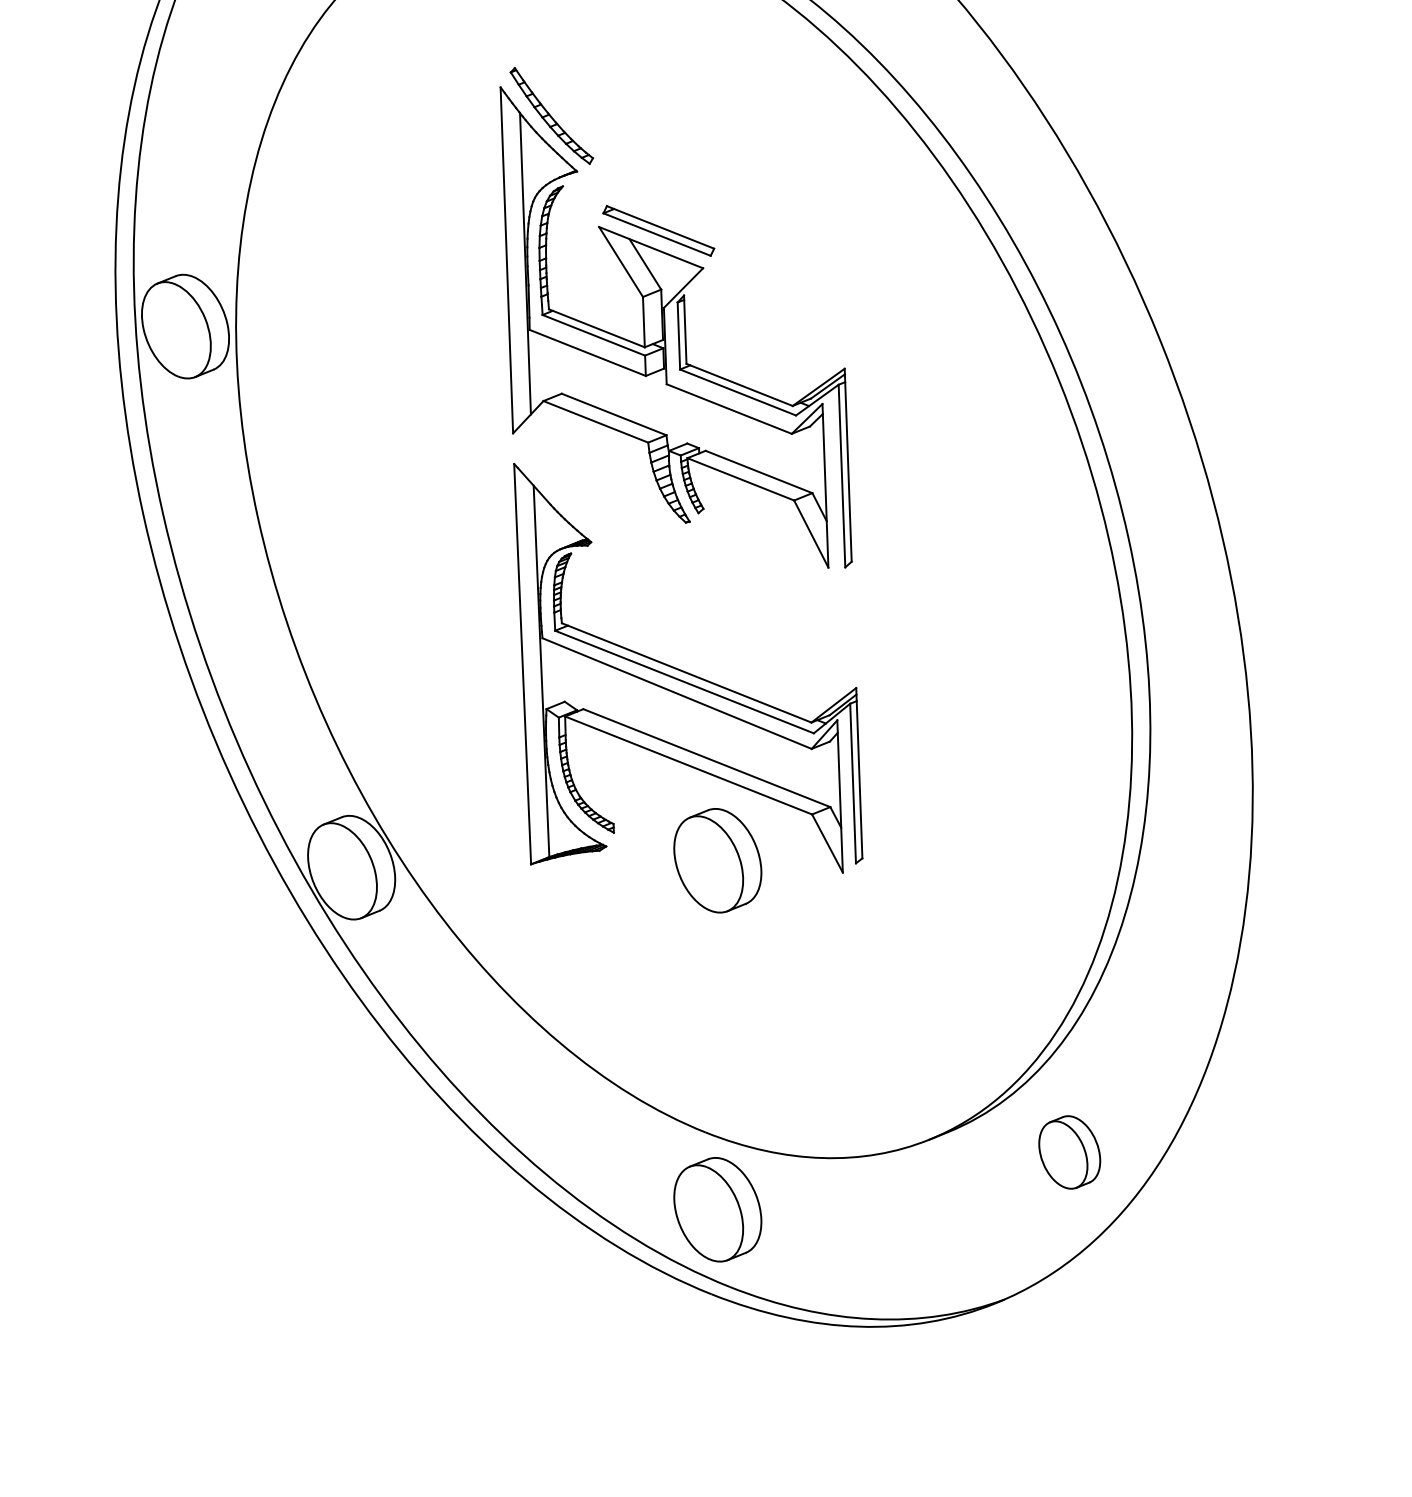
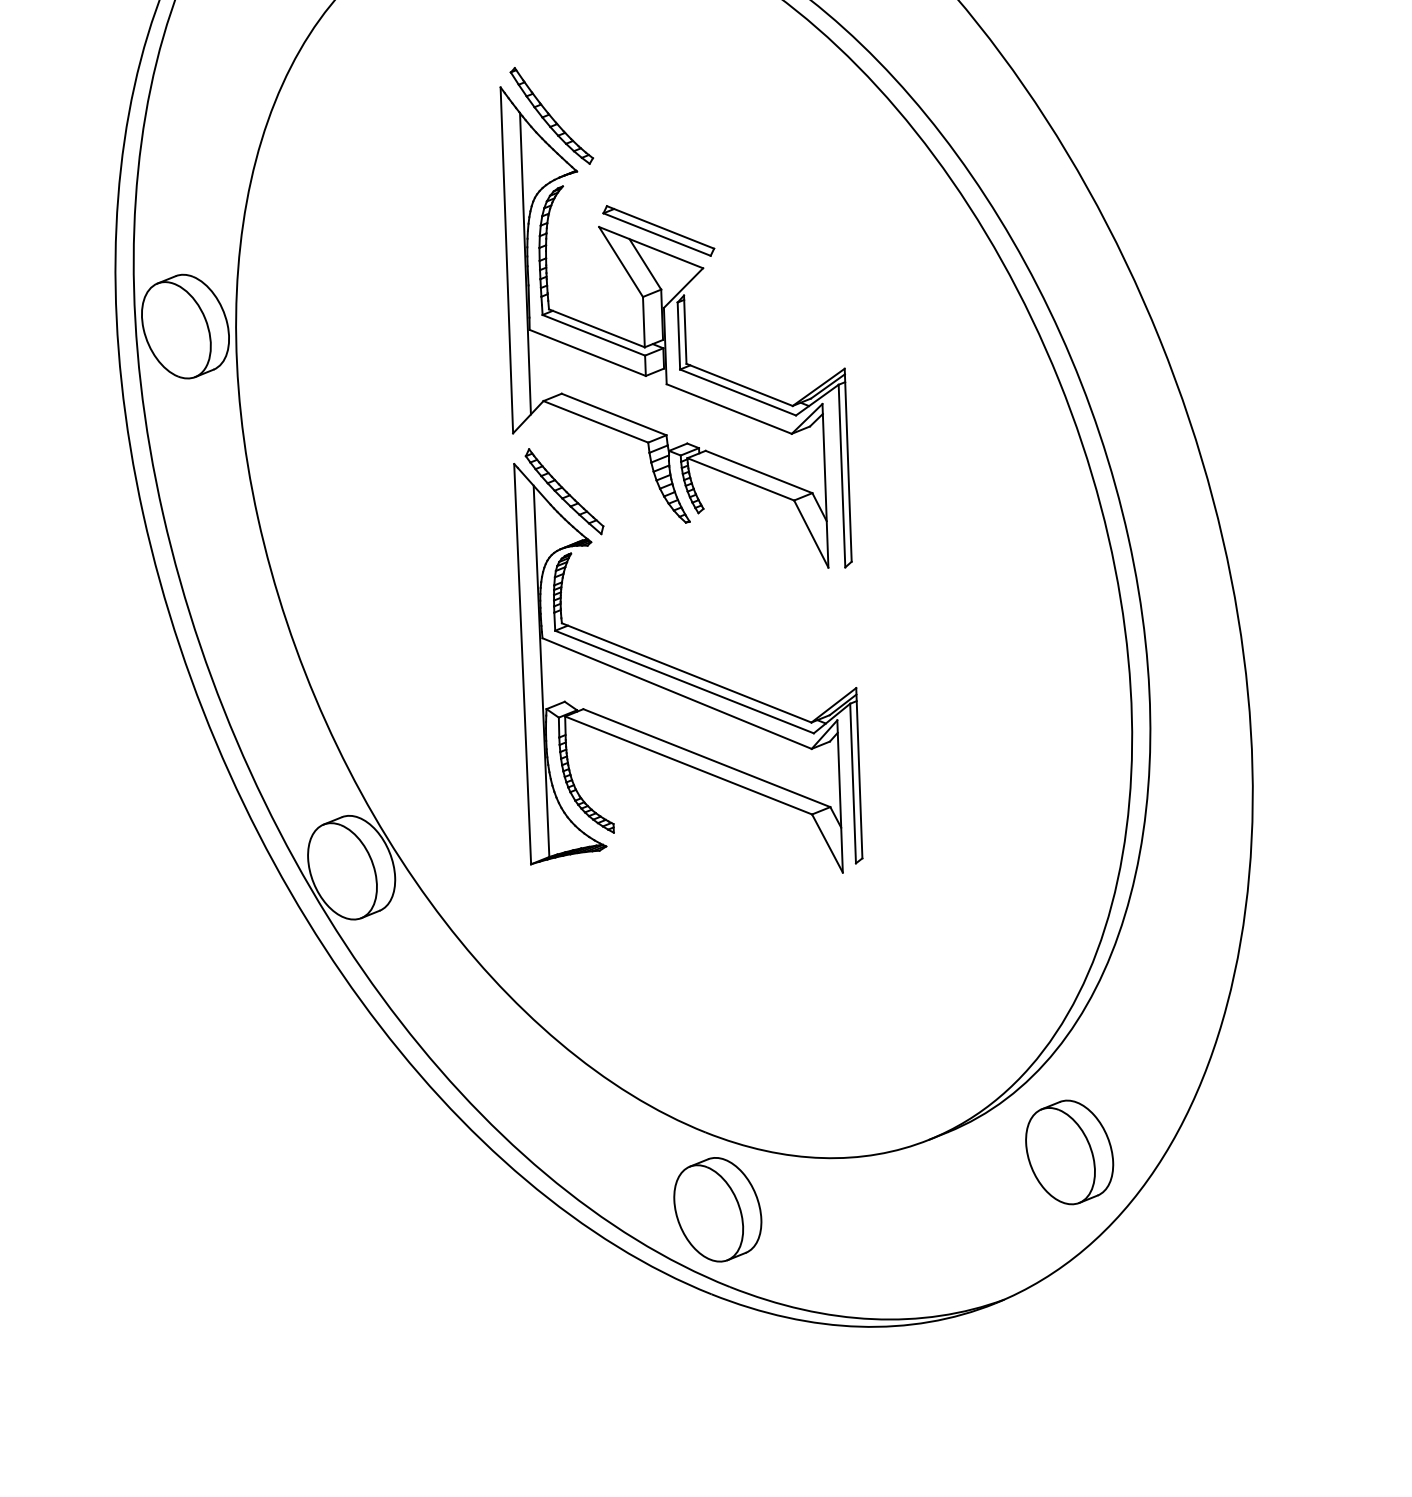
part: none -> present (564, 491)
part: present -> none (717, 860)
part size: 64x75 px -> 90x107 px (1069, 1152)
